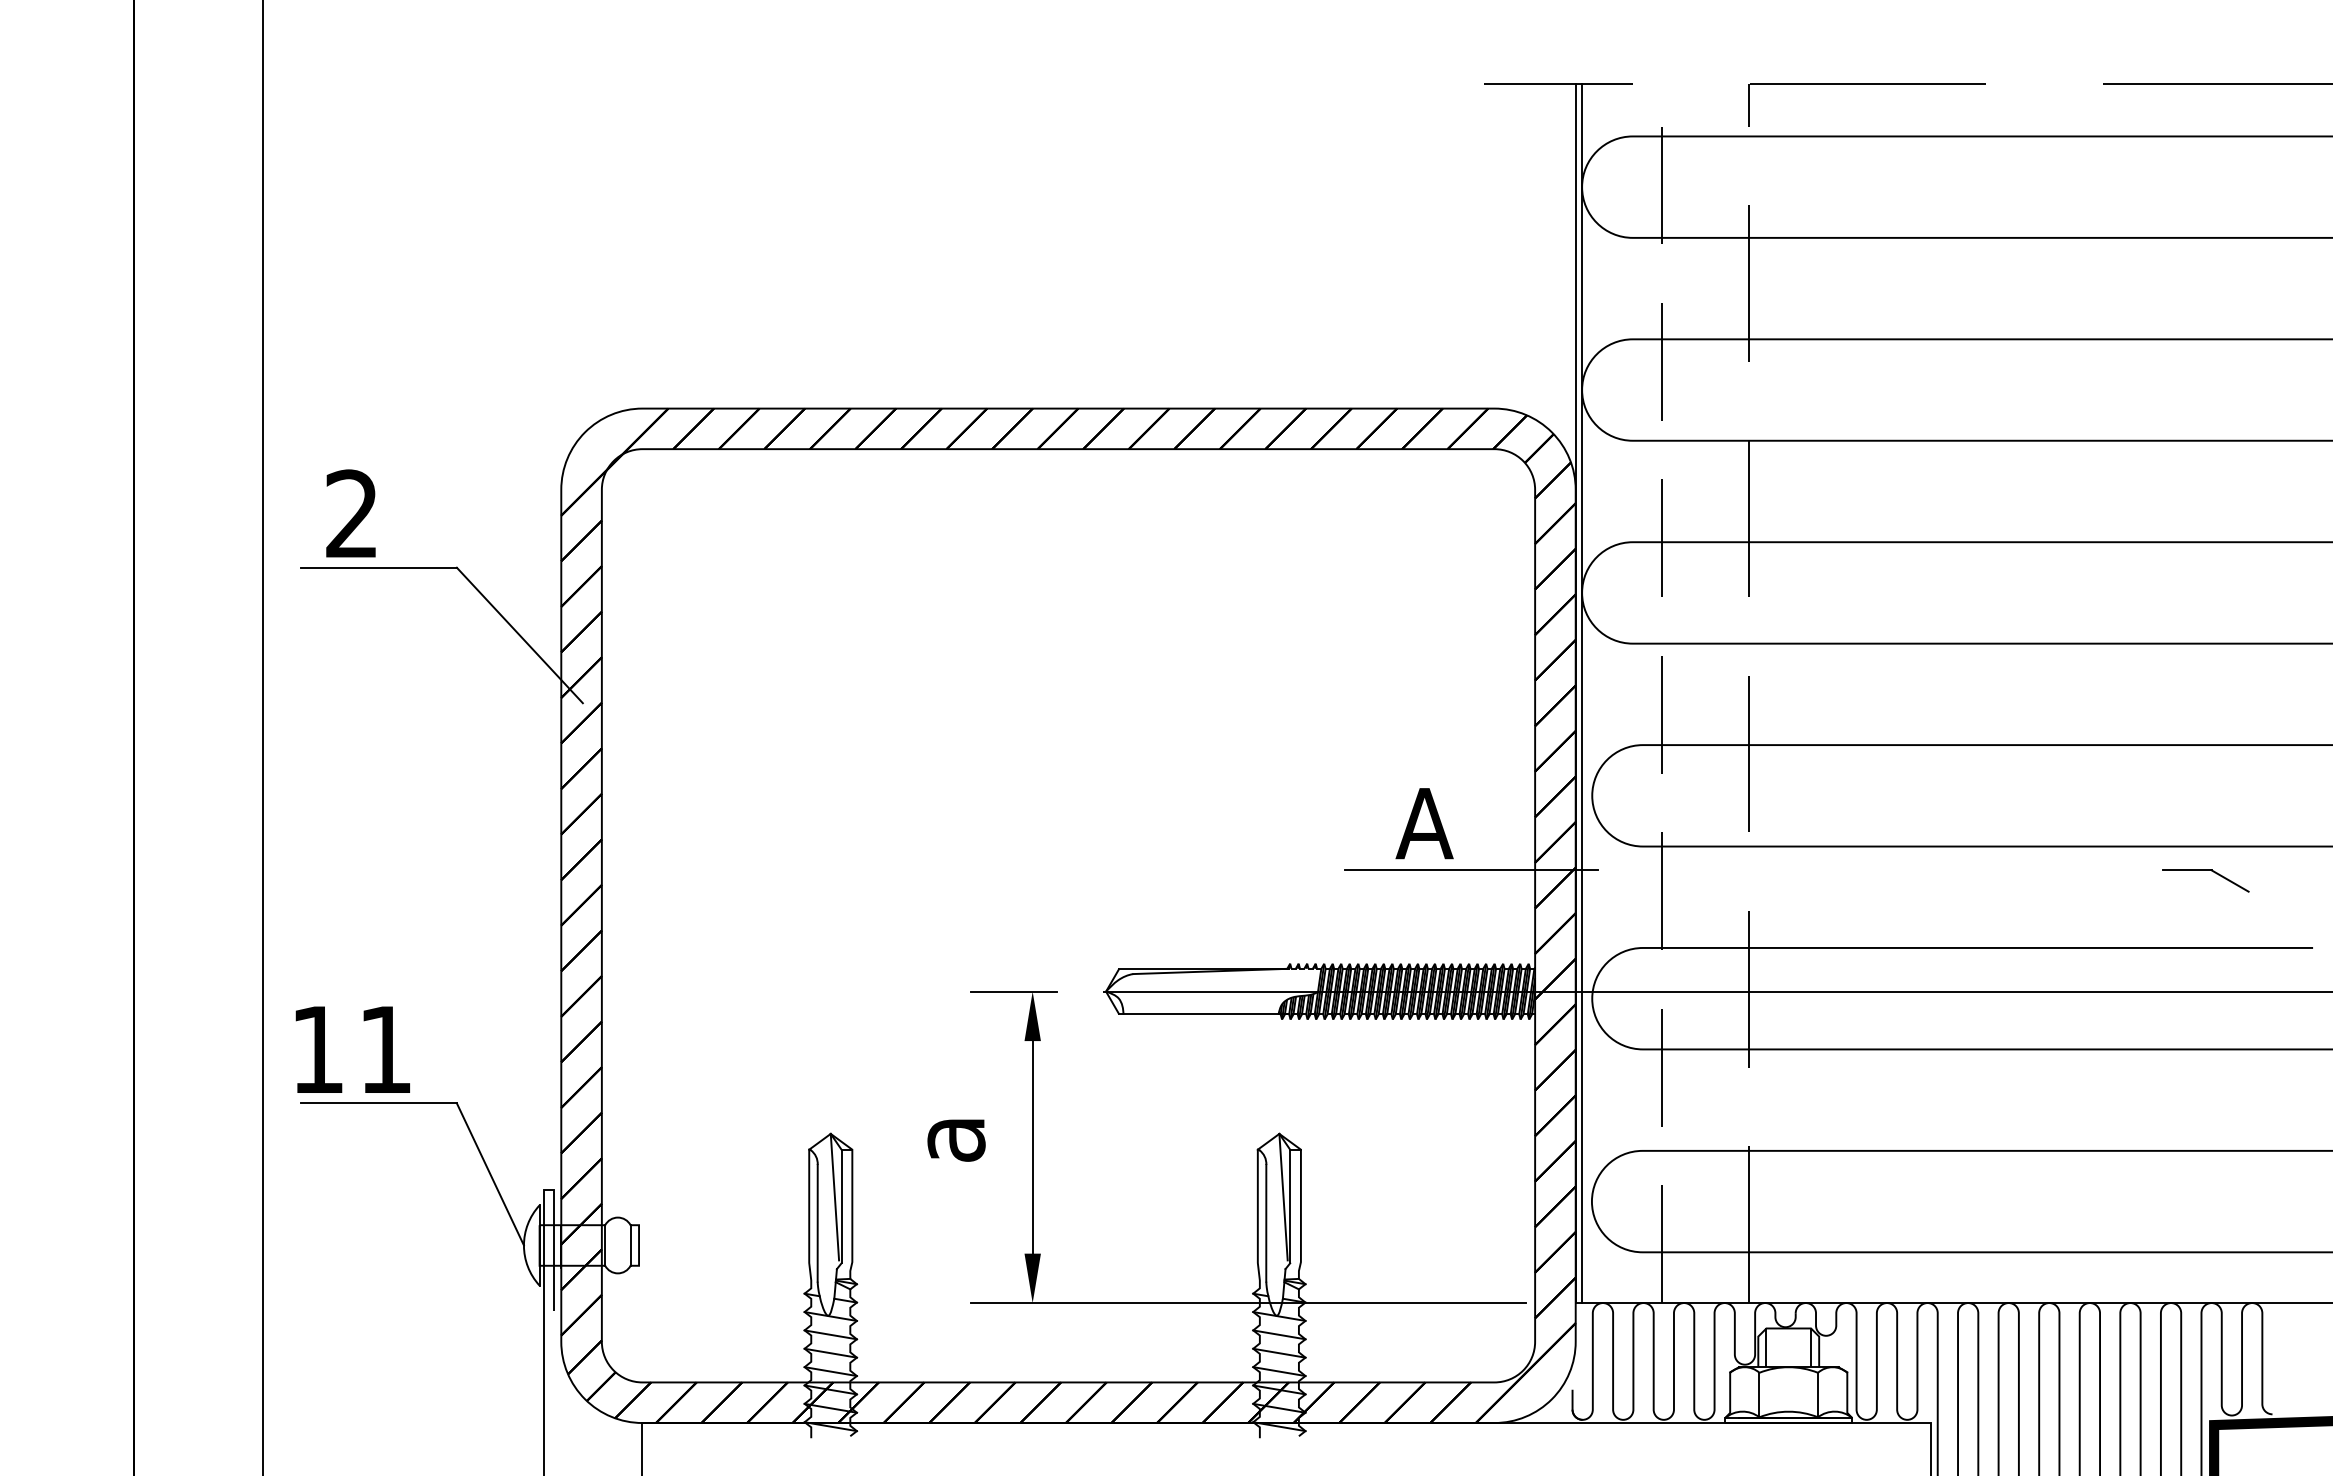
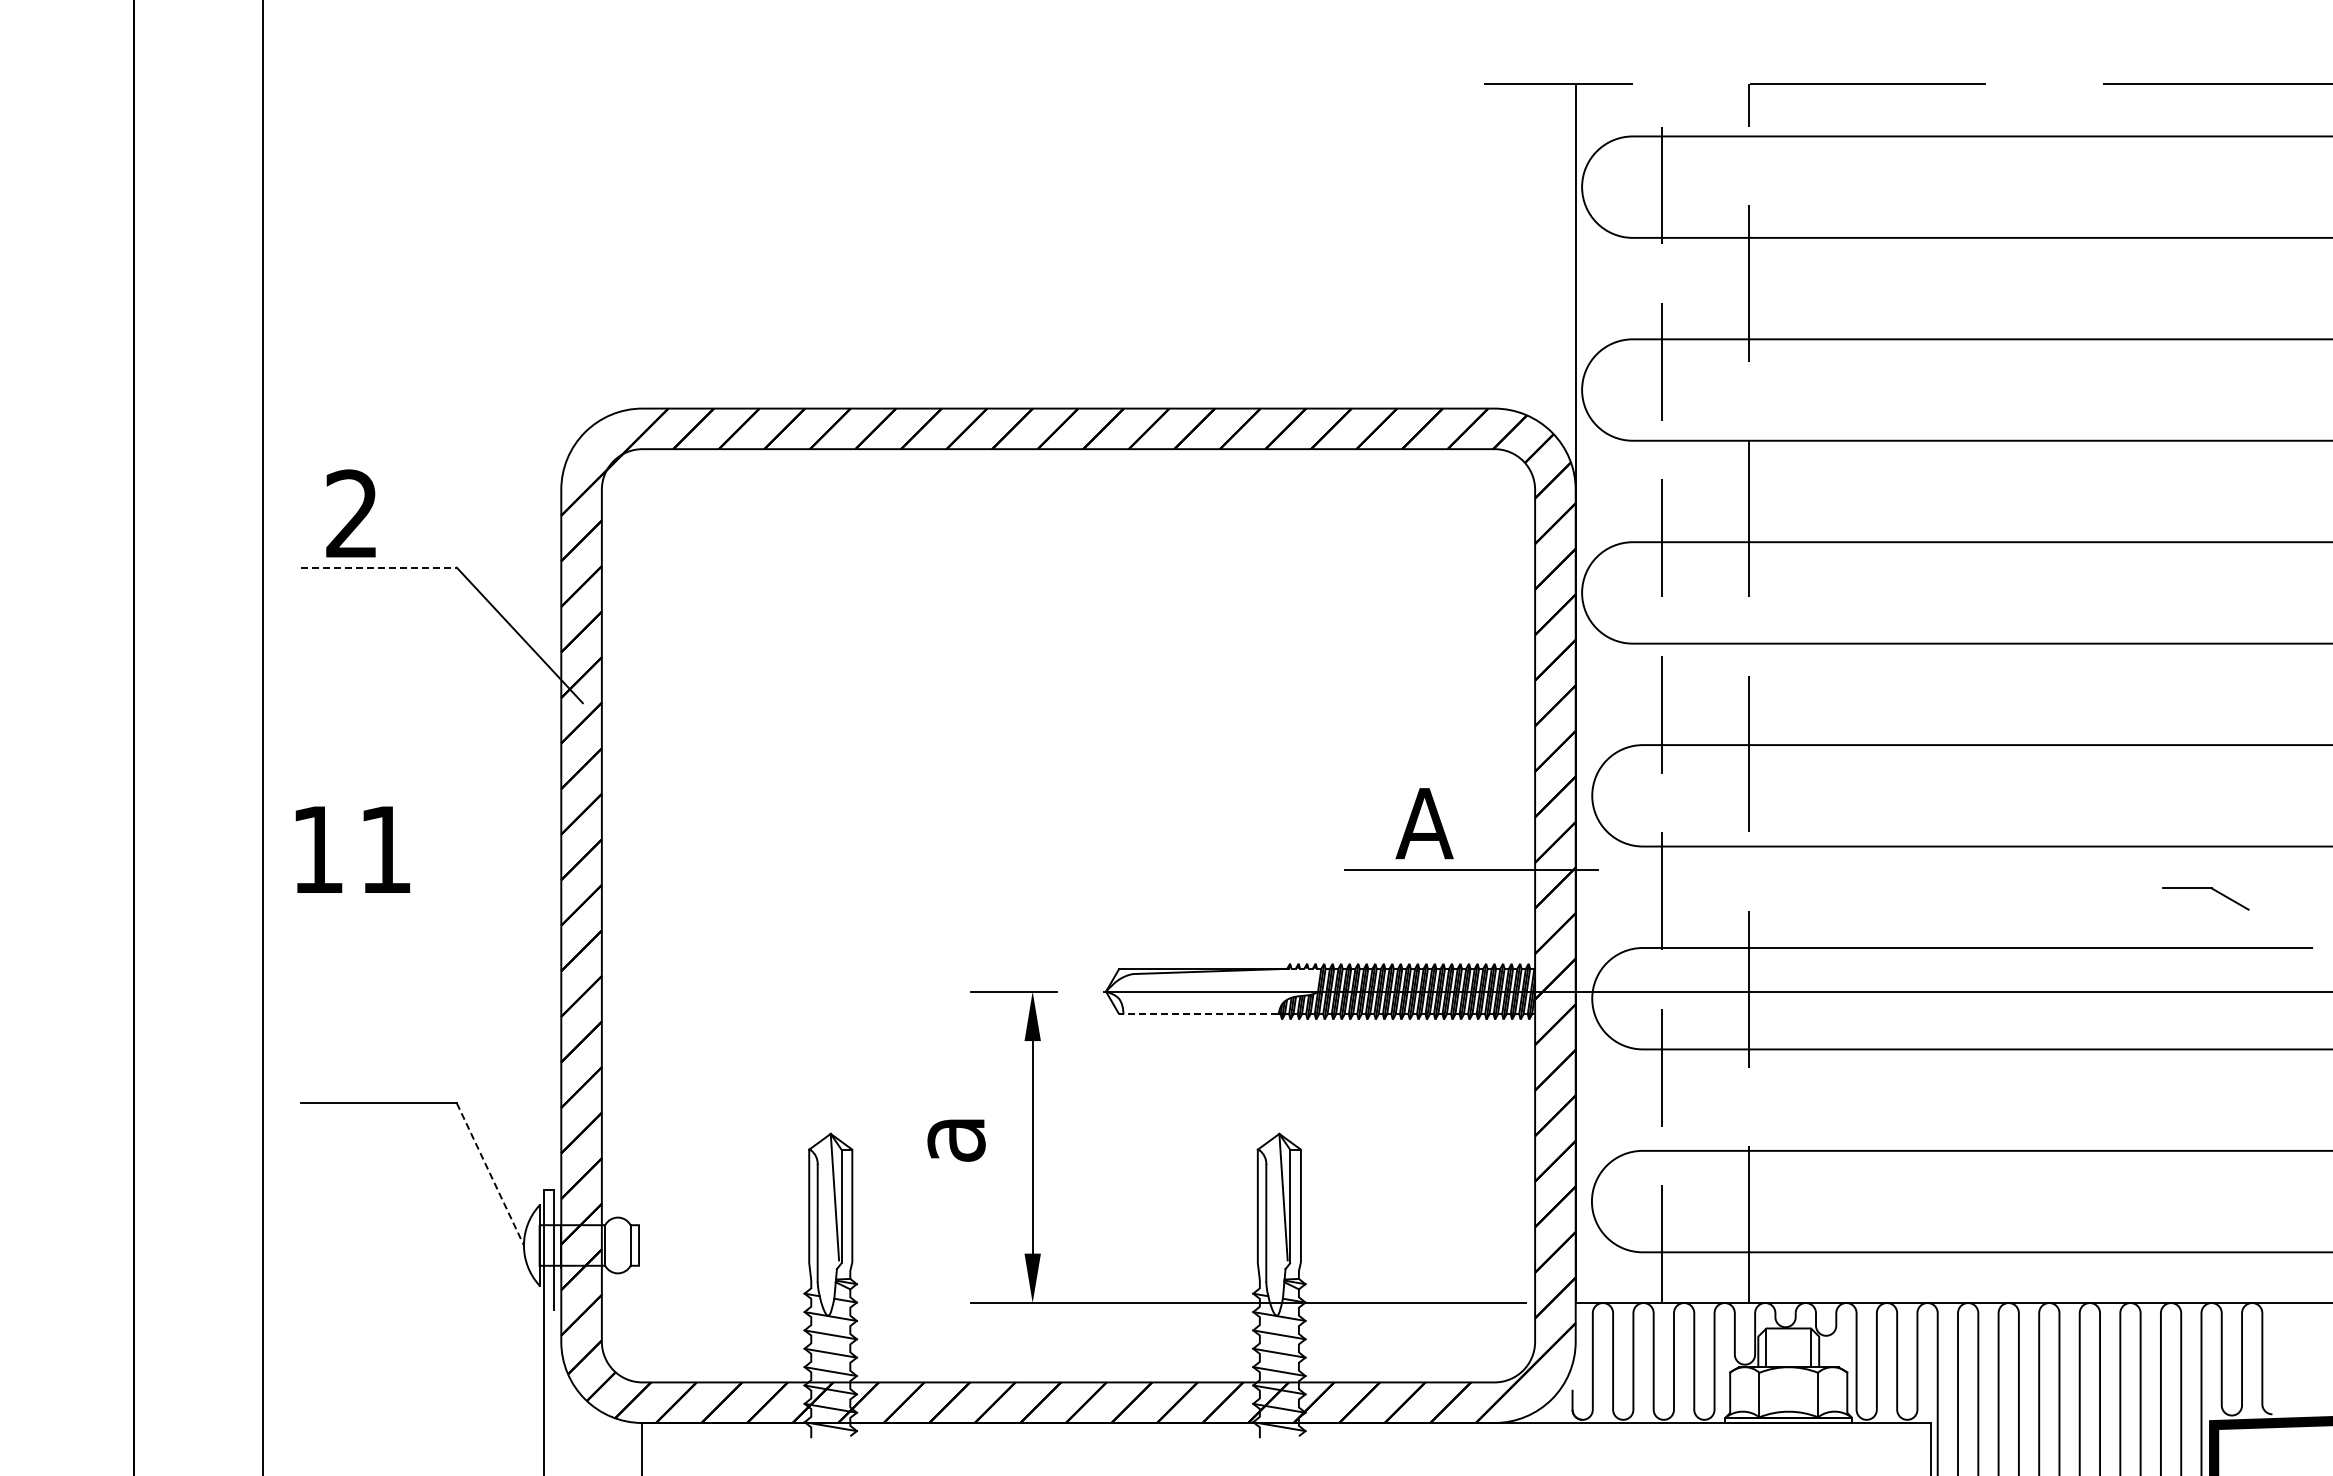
line: solid -> dashed (379, 567)
line: present -> none (1582, 693)
part position: (2205, 870) -> (2205, 888) (2205, 888)
line: solid -> dashed (1203, 1014)
text position: (352, 1049) -> (352, 849) (352, 849)
line: solid -> dashed (490, 1174)
